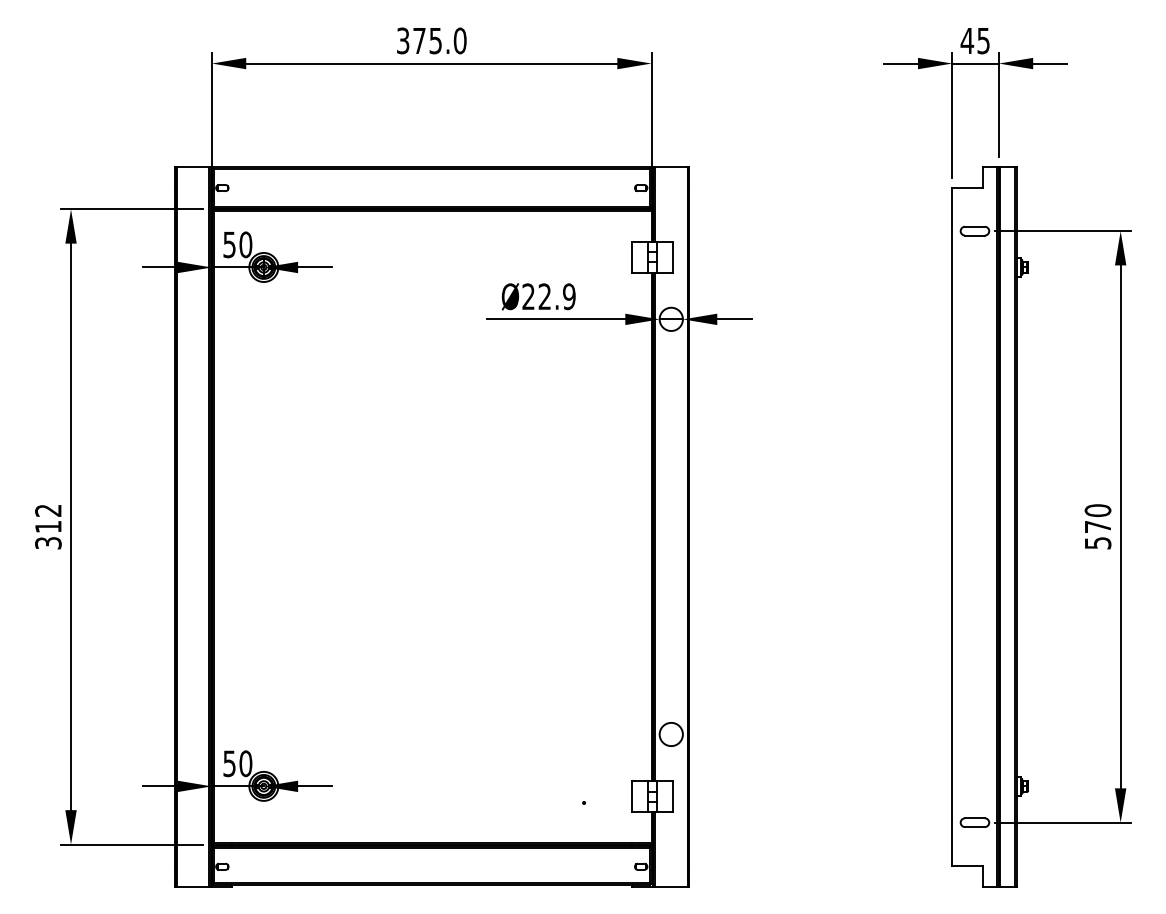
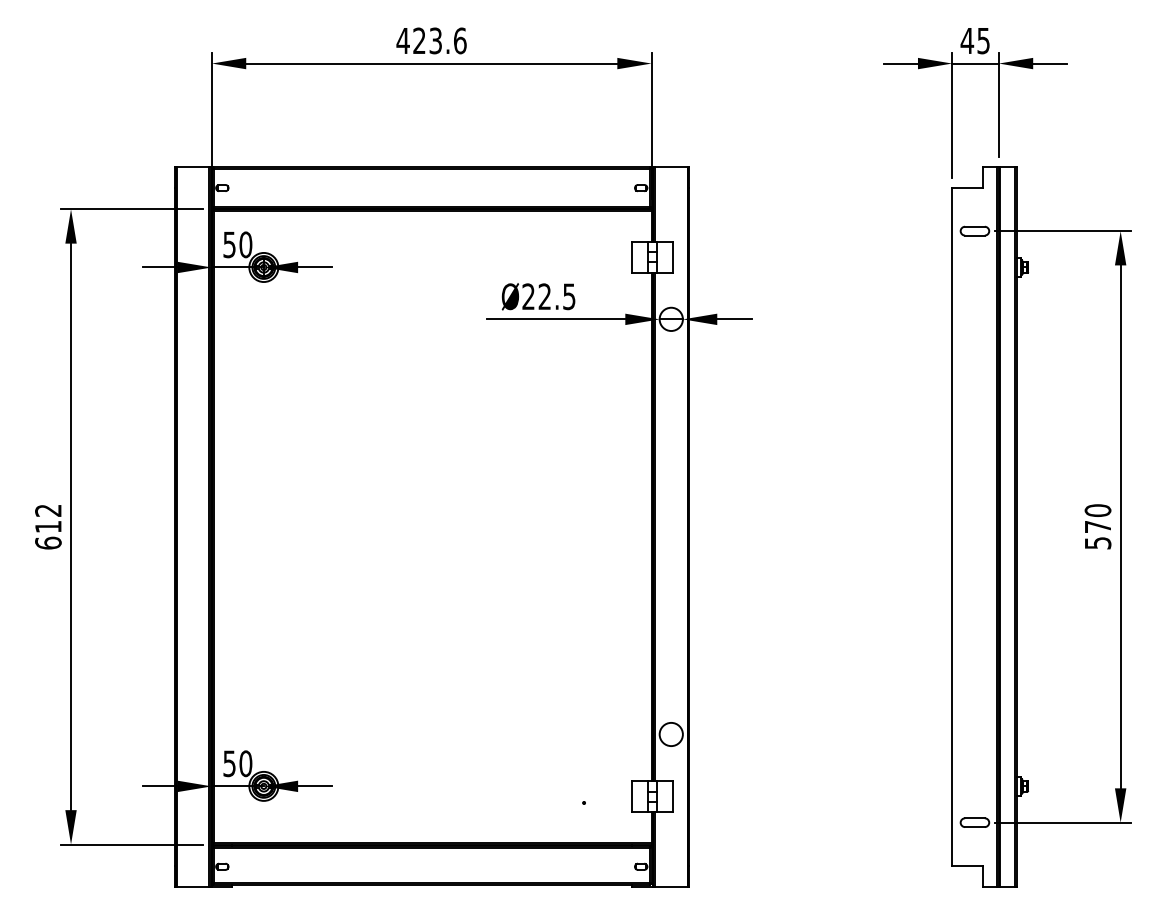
text: 375.0 -> 423.6 (431, 40)
text: Ø22.9 -> Ø22.5 (569, 296)
text: 312 -> 612 (48, 542)
